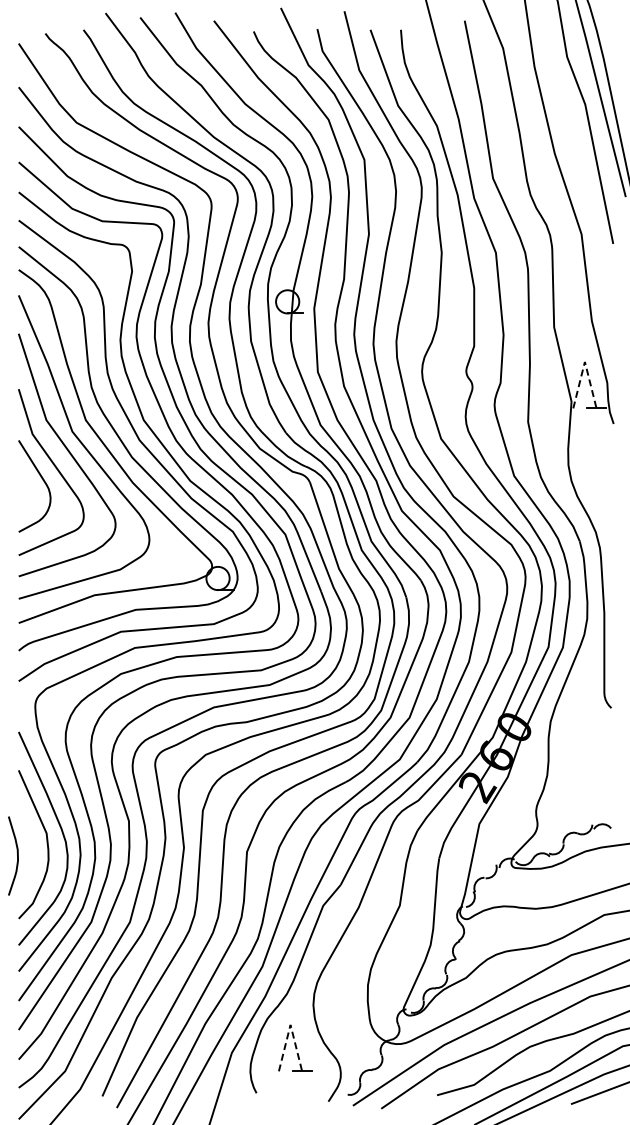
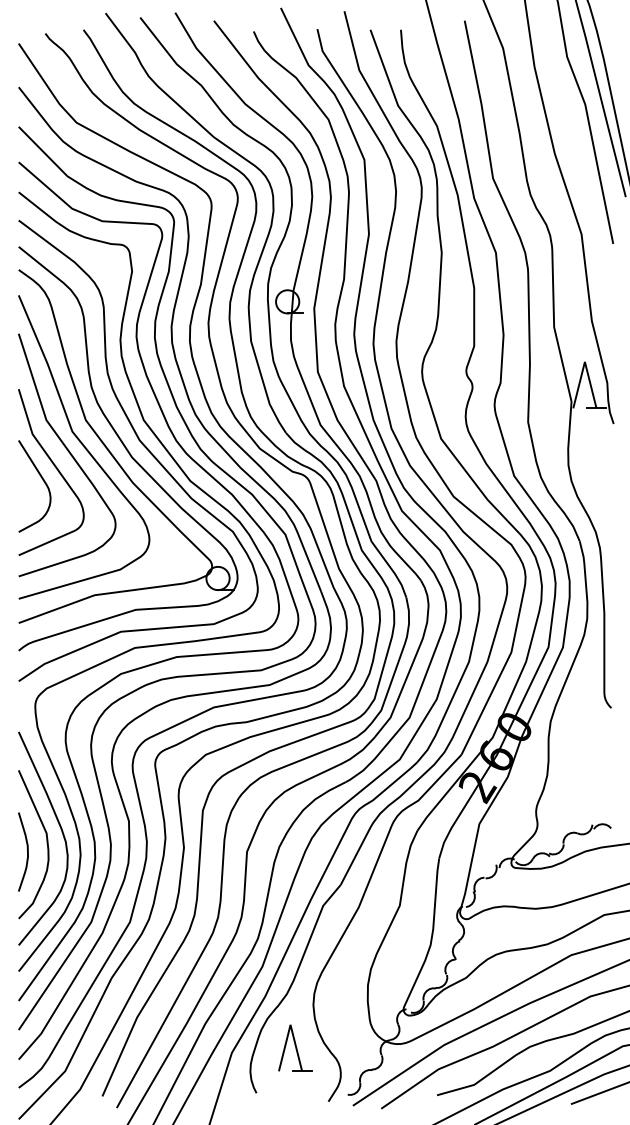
line: dashed -> solid (584, 361)
curve position: (17, 855) -> (27, 851) (27, 851)
line: dashed -> solid (290, 1024)
